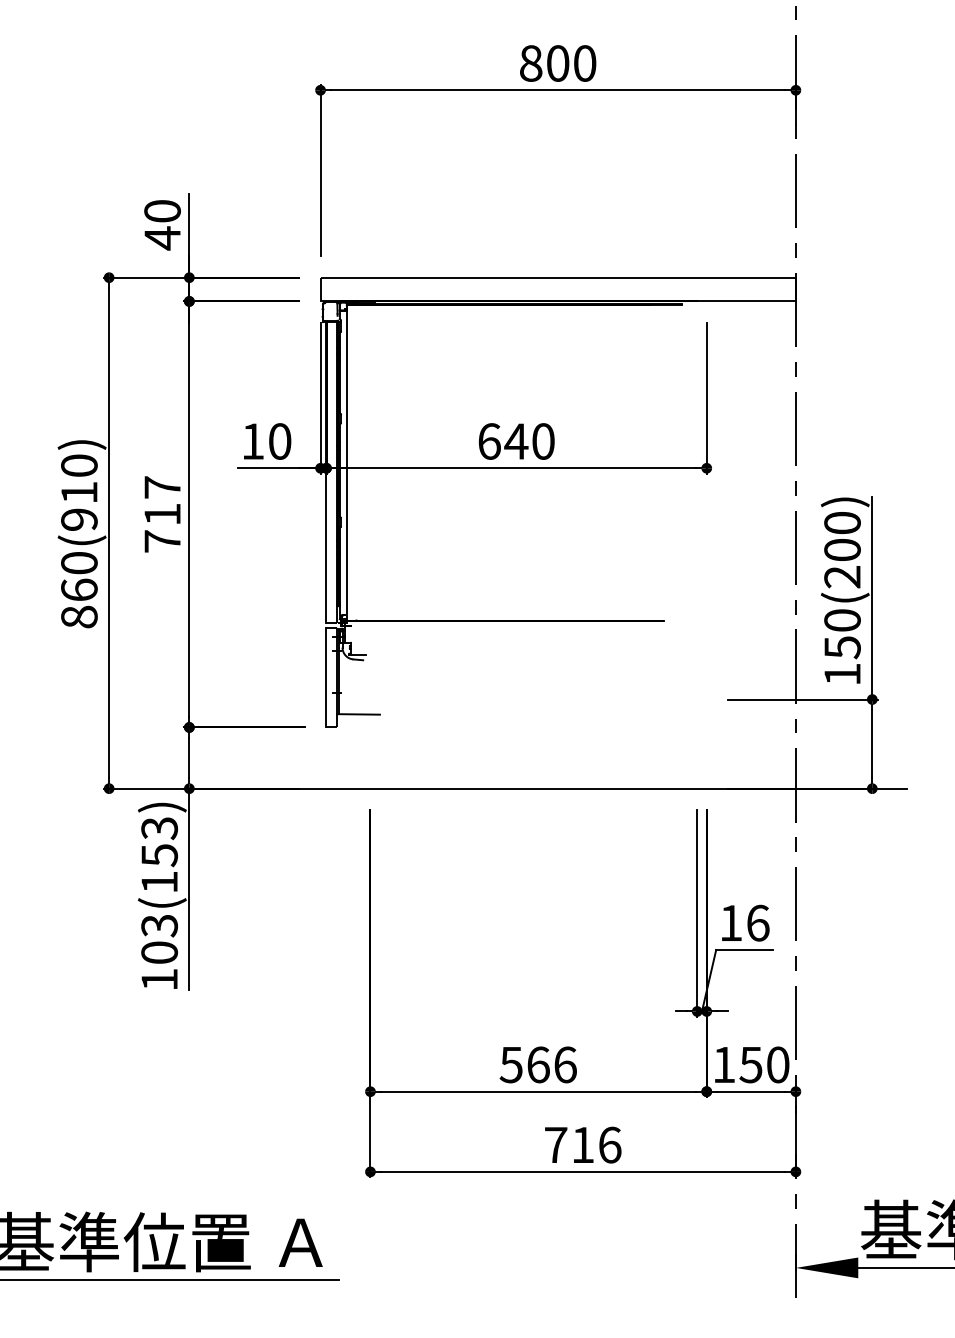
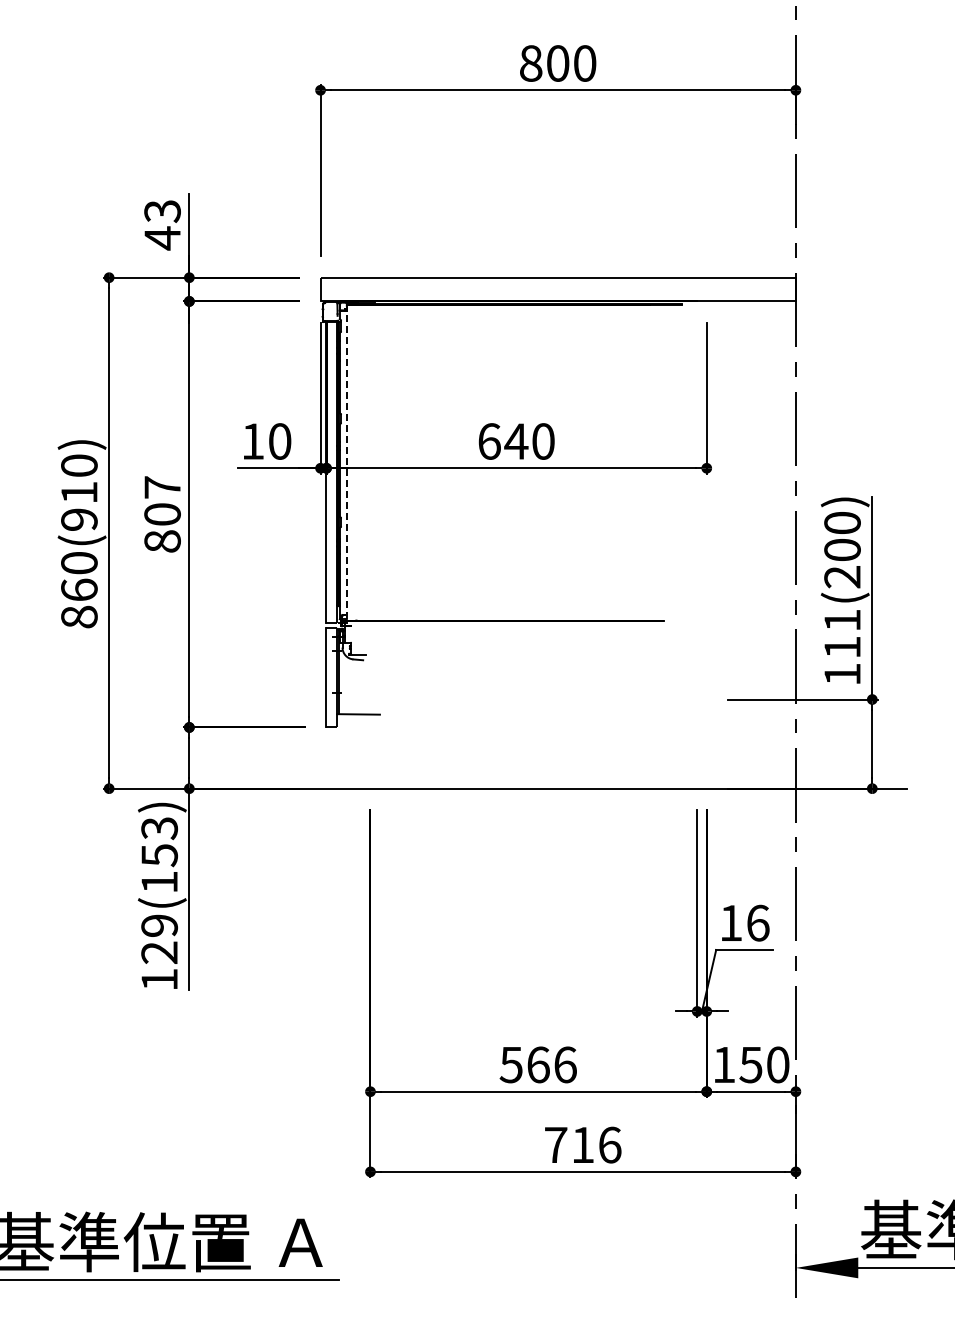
text: 40 -> 43 (162, 211)
line: solid -> dashed (346, 462)
text: 717 -> 807 (162, 527)
text: 150(200) -> 111(200) (842, 634)
text: 103(153) -> 129(153) (159, 938)
